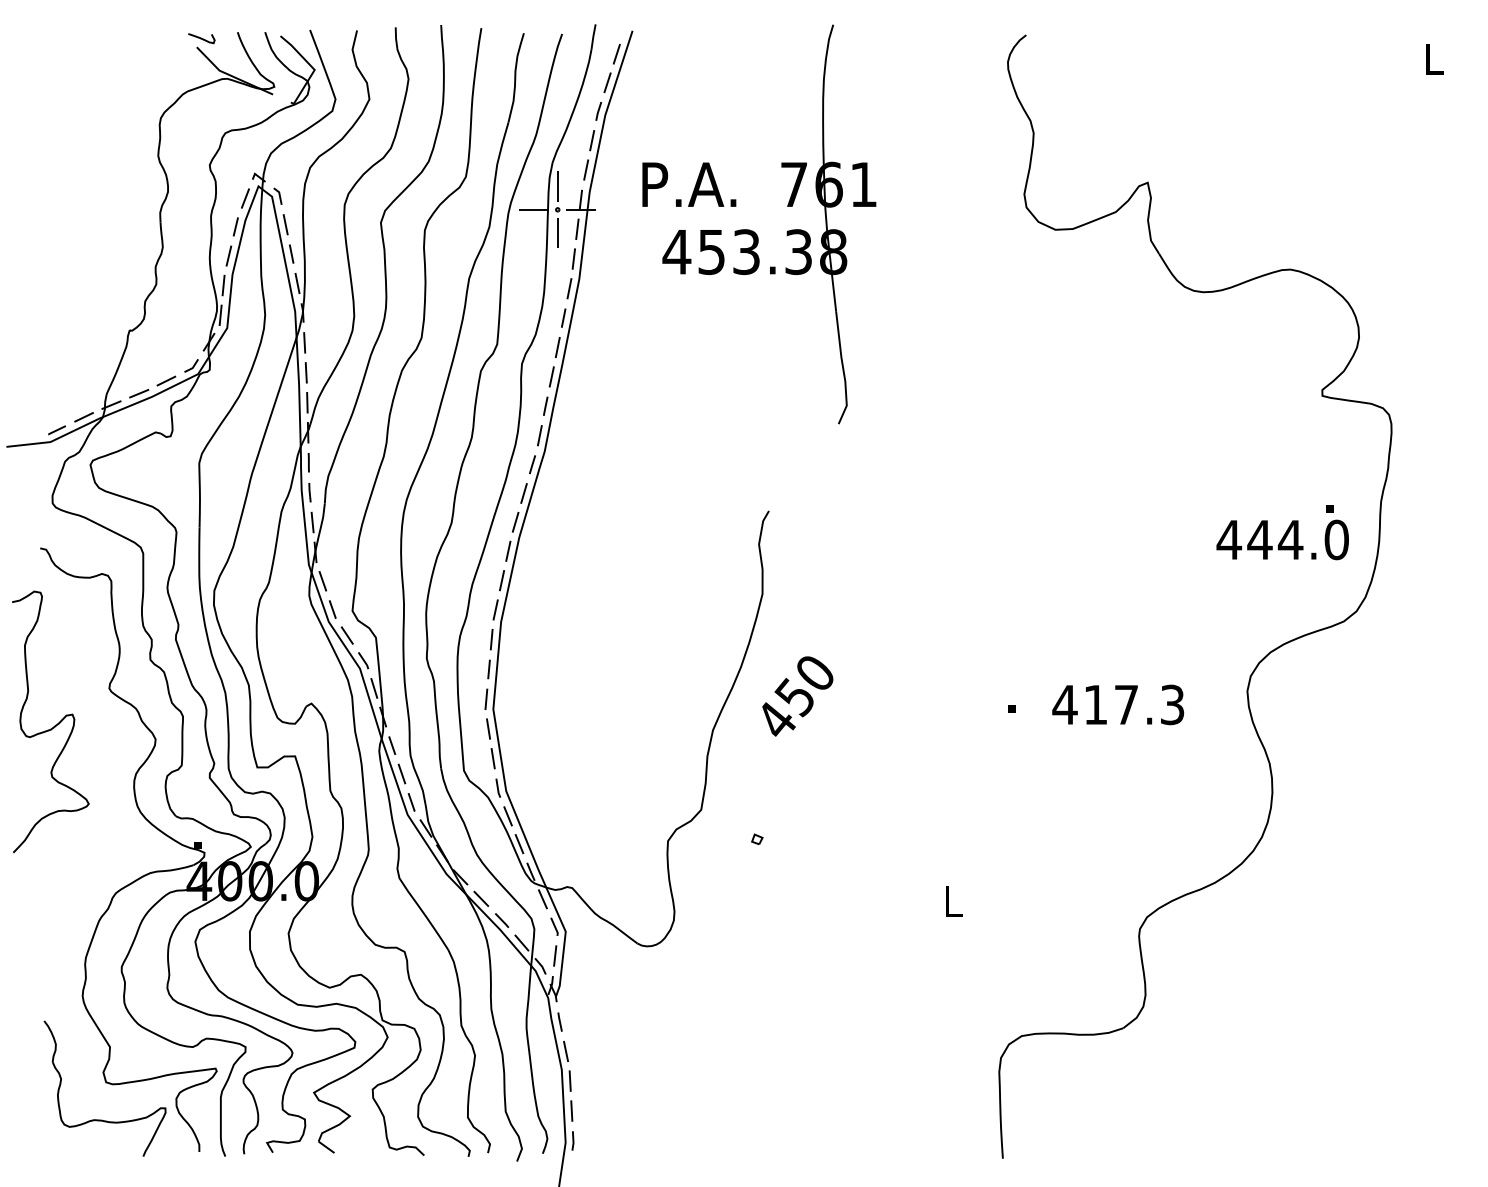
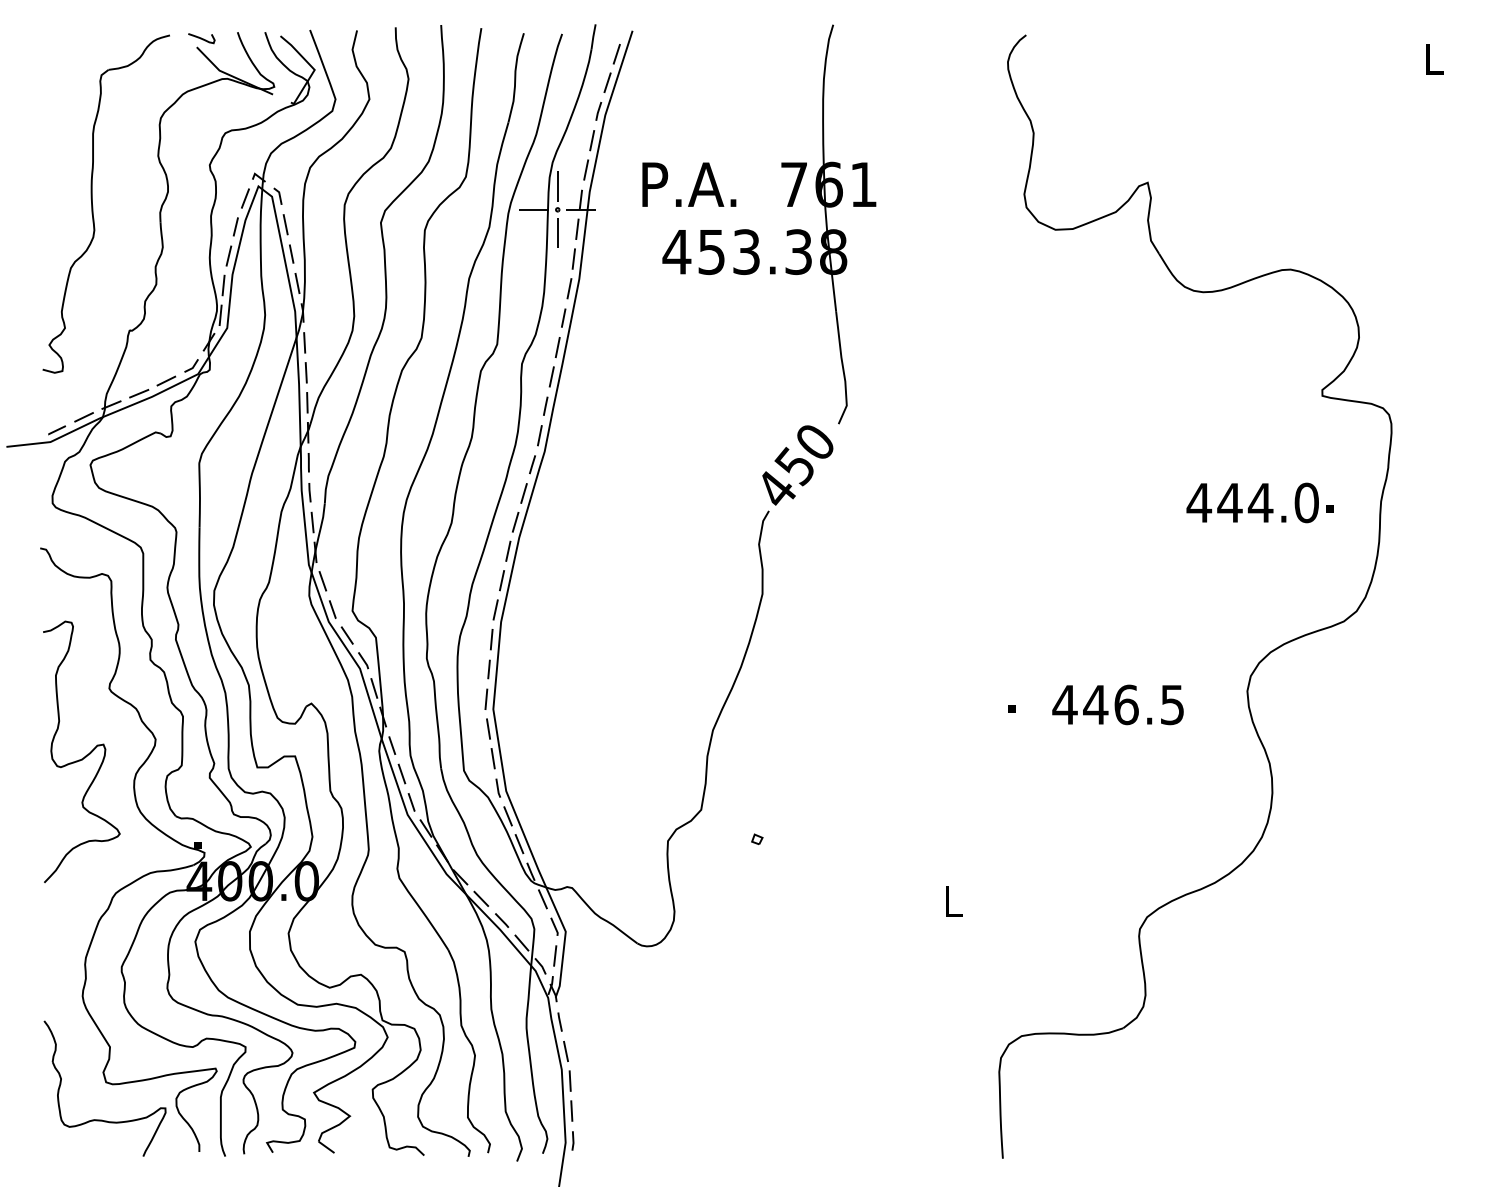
part: none -> present (93, 206)
text position: (1282, 539) -> (1252, 502) (1252, 502)
text position: (797, 696) -> (797, 465) (797, 465)
text: 417.3 -> 446.5 (1133, 704)
curve position: (54, 725) -> (85, 755) (85, 755)
